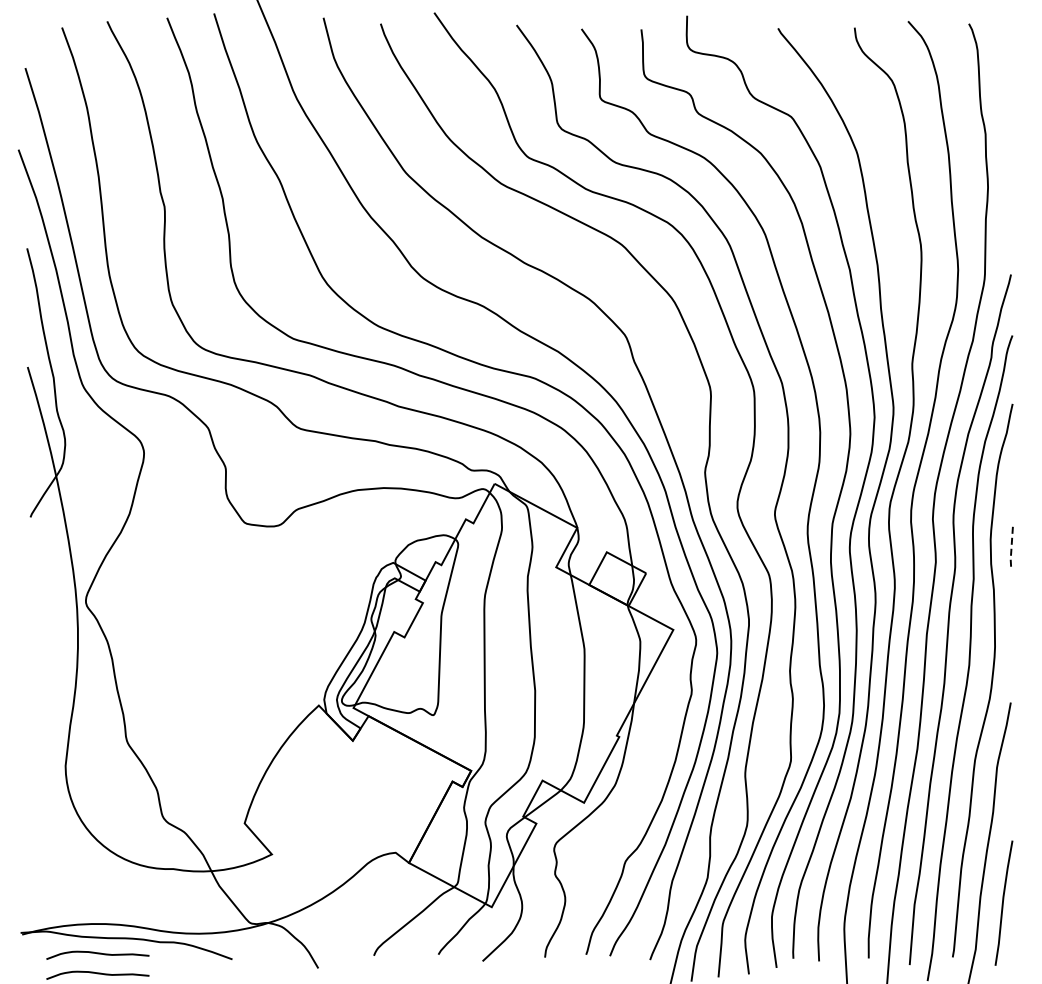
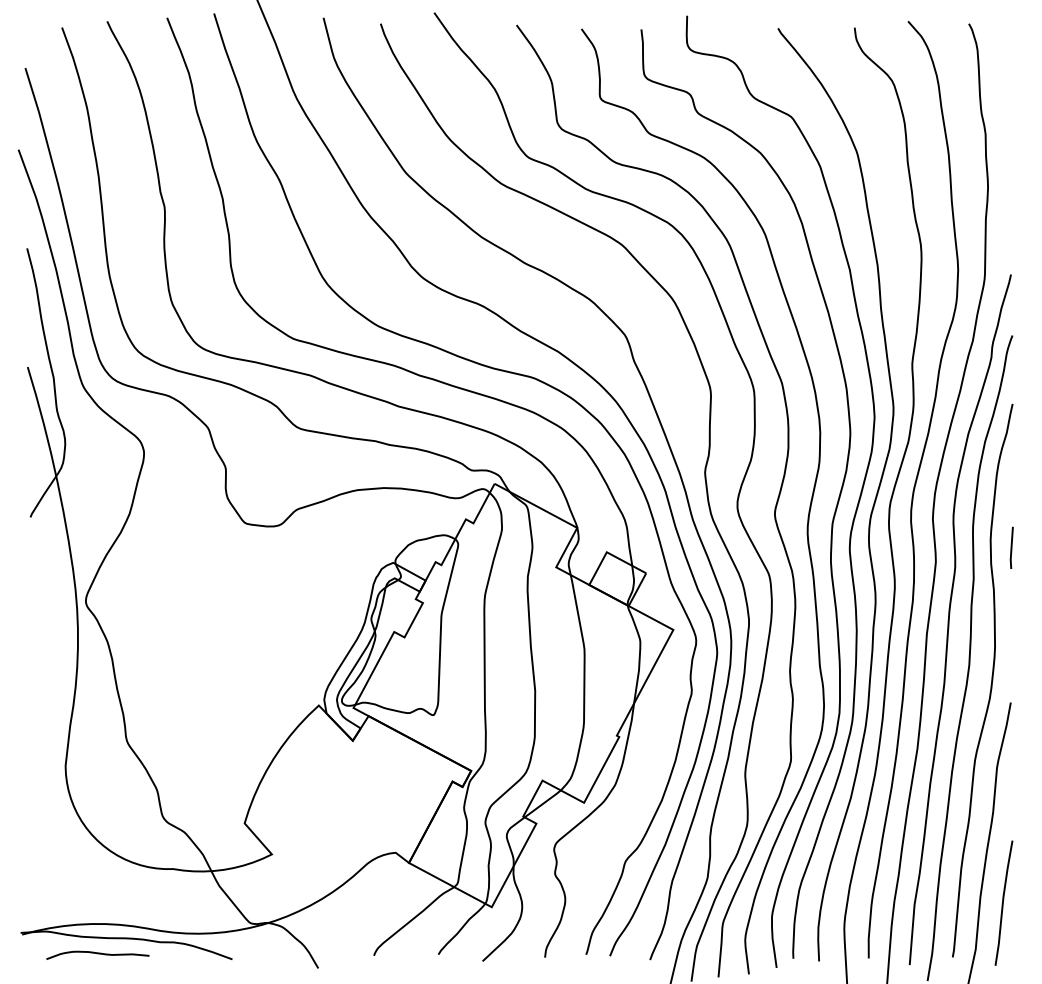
line: dashed -> solid (1011, 548)
curve: present -> none (97, 974)
